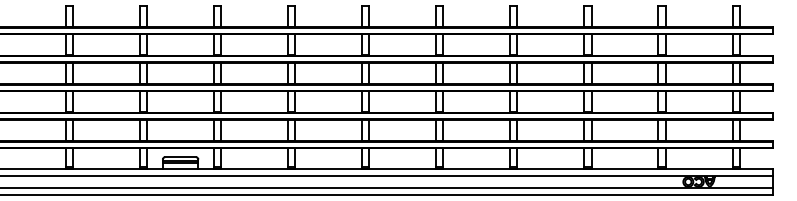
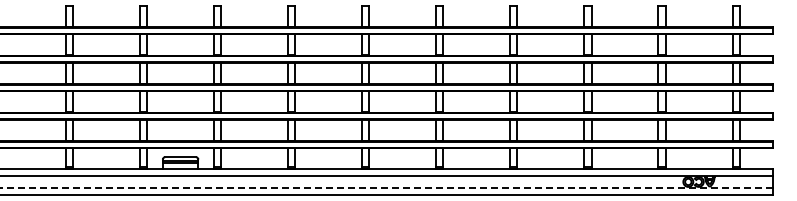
line: solid -> dashed (386, 187)
